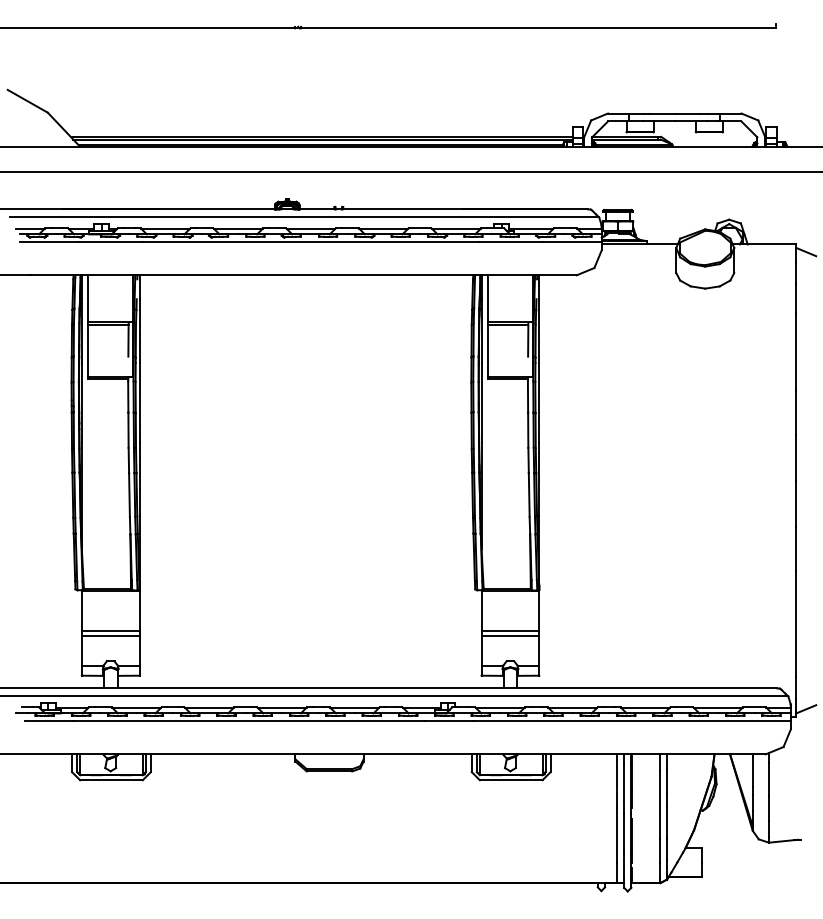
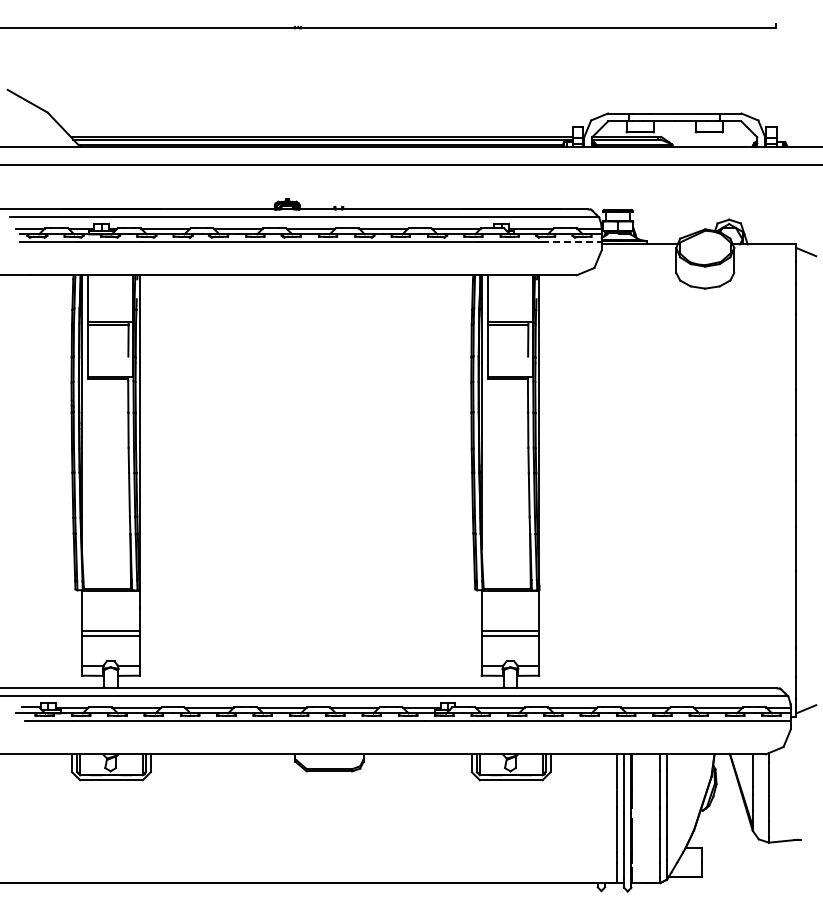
line position: (410, 171) -> (410, 164) (410, 164)
line: solid -> dashed (572, 242)
